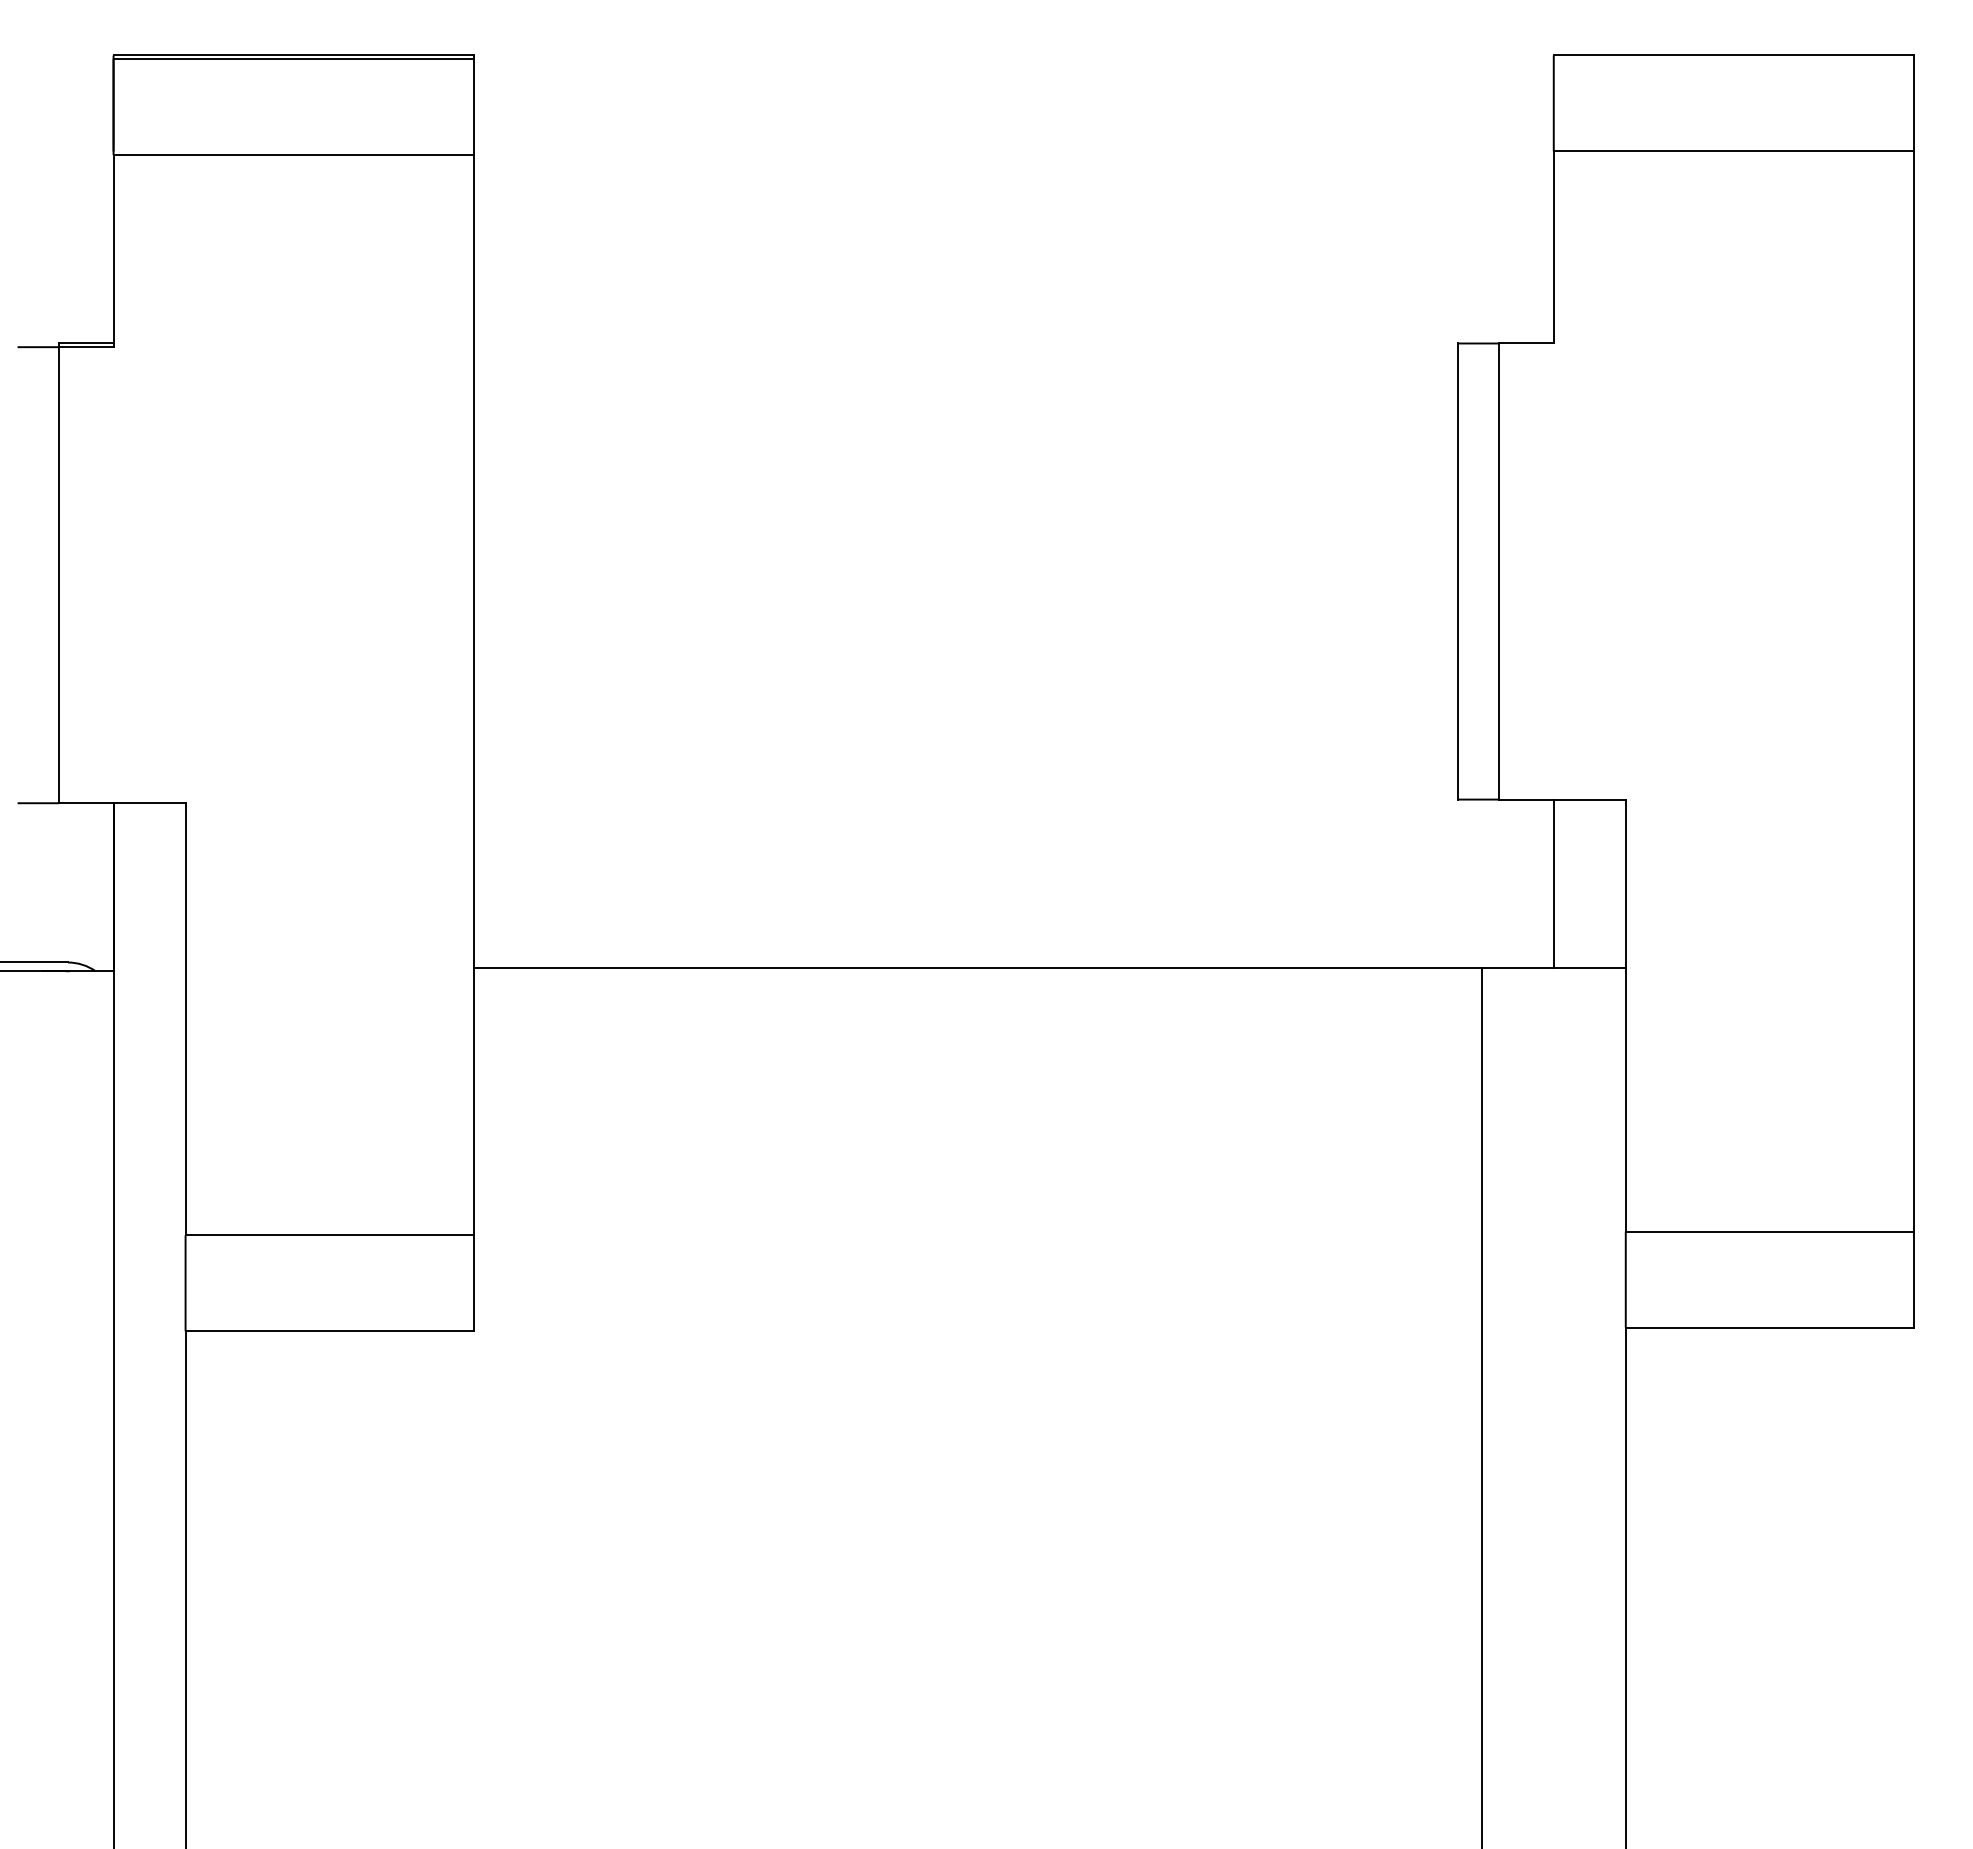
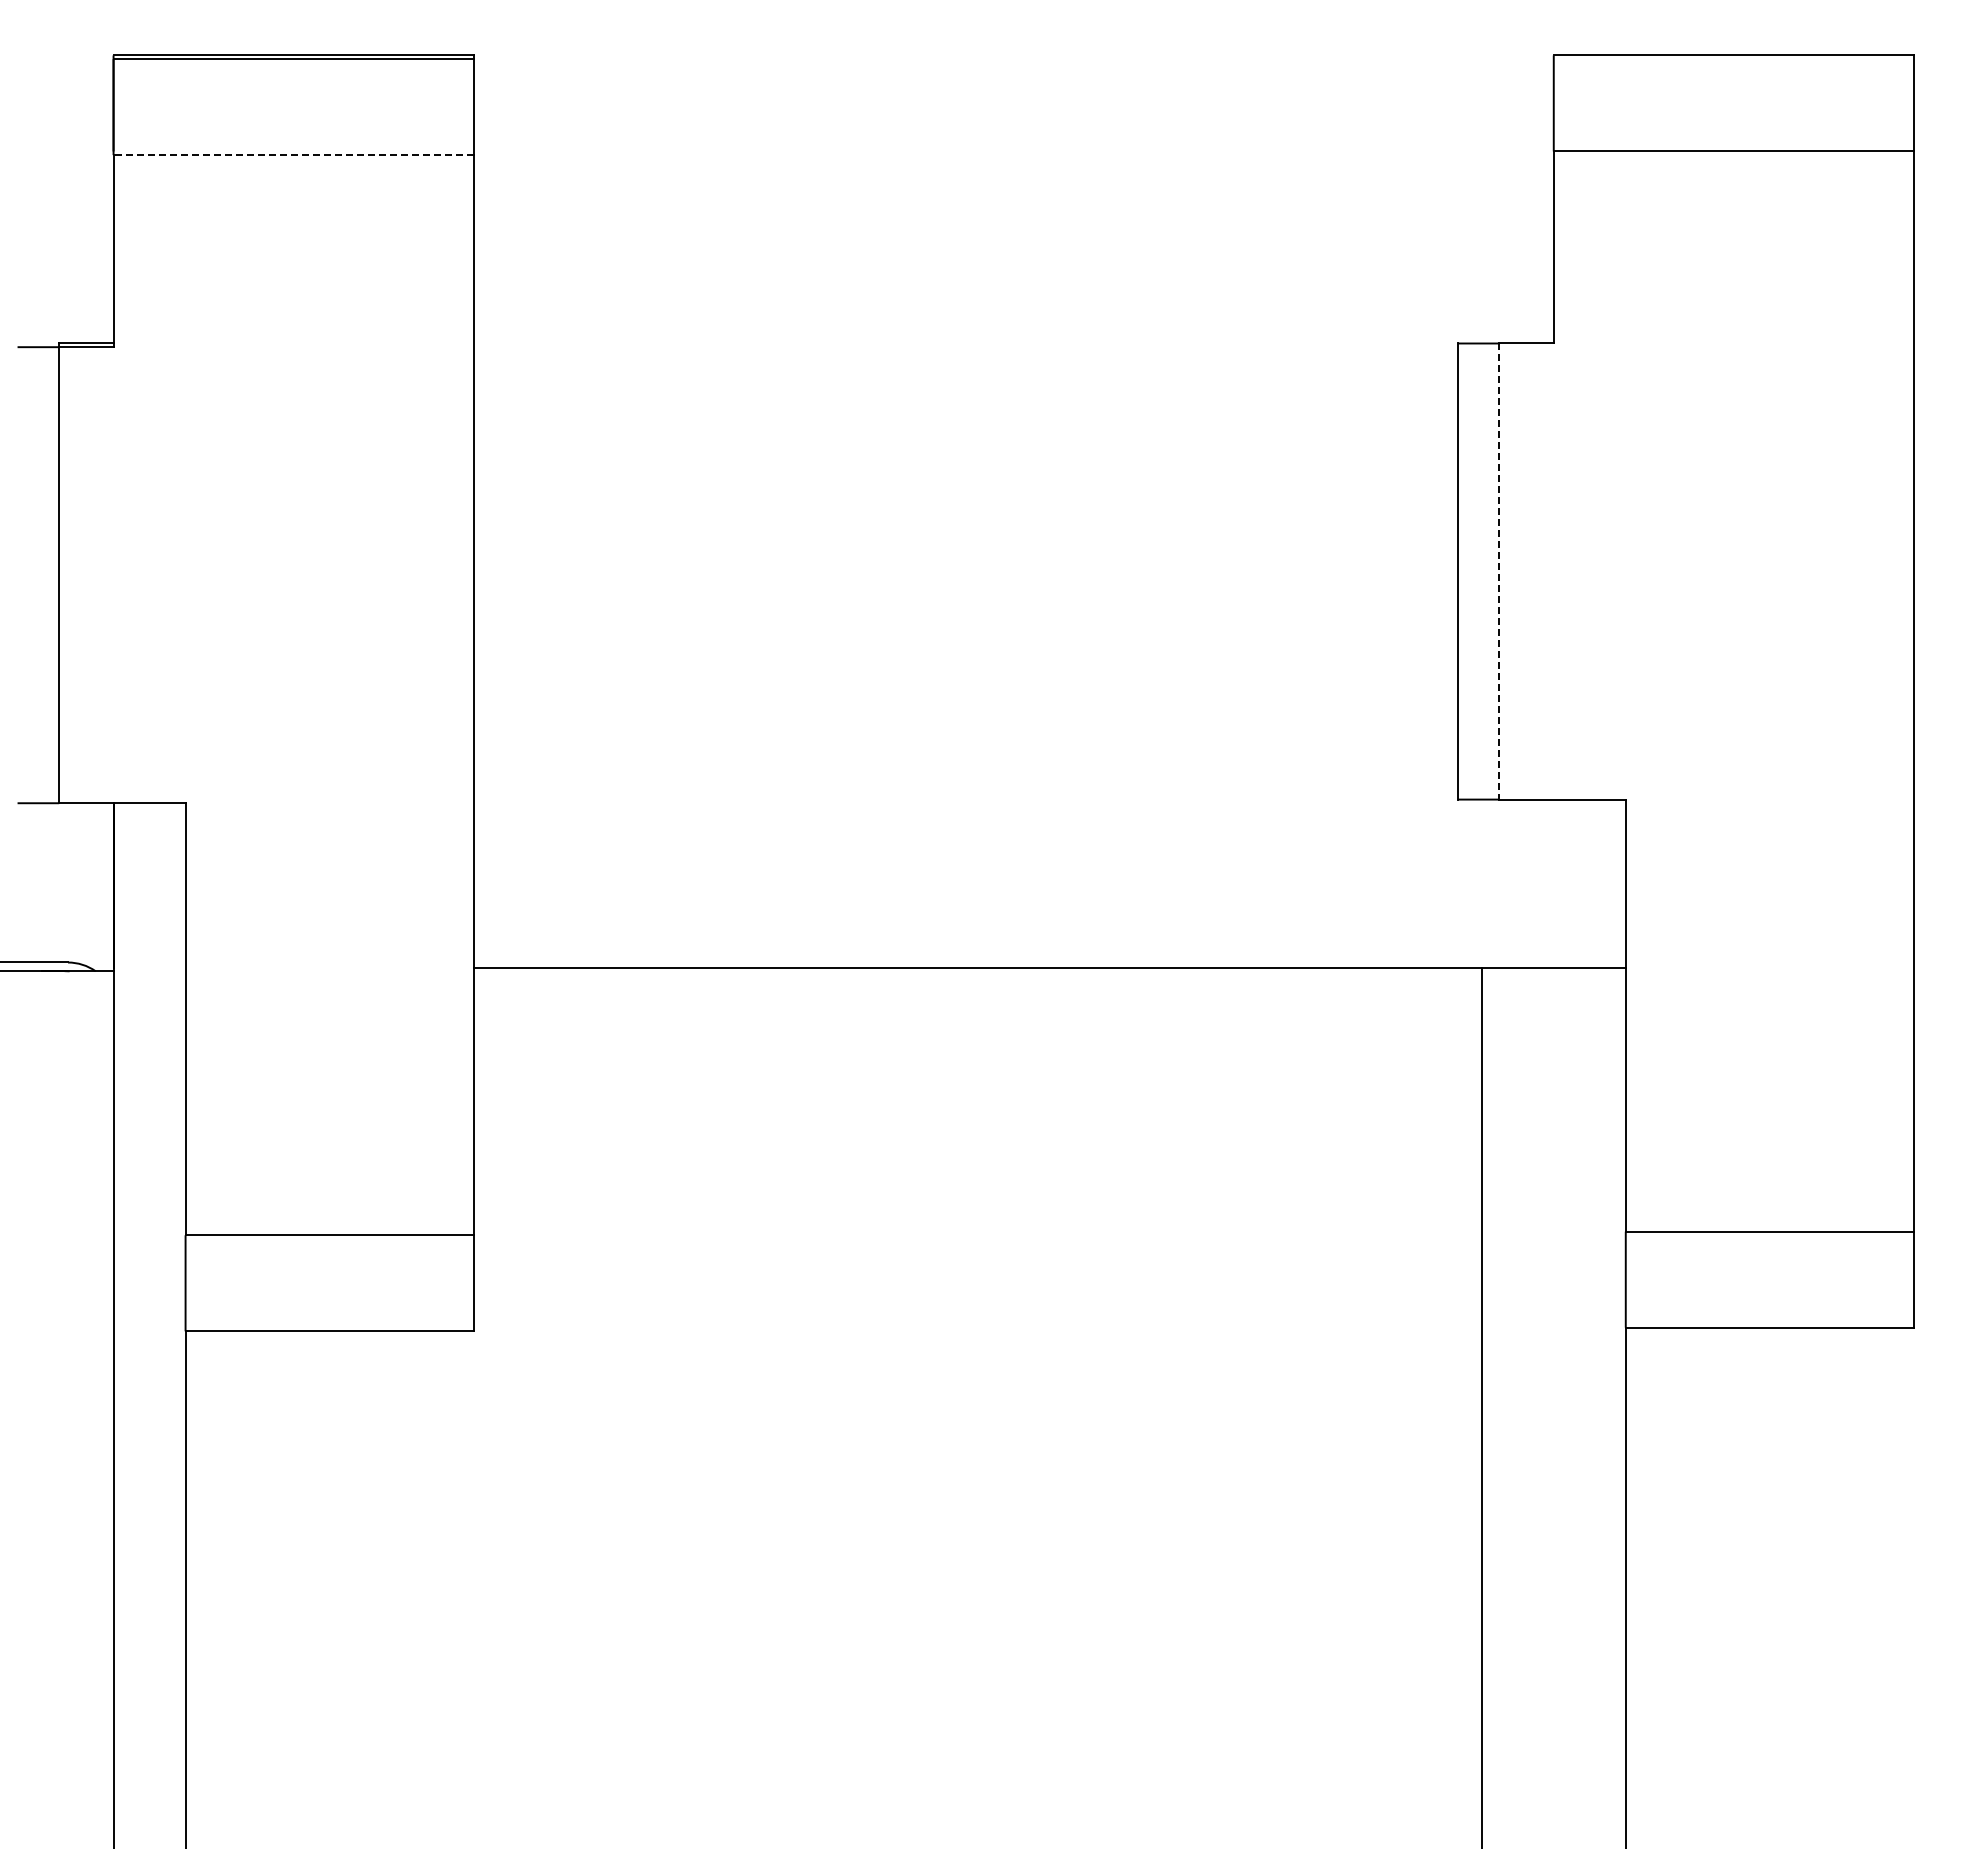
line: solid -> dashed (293, 155)
line: solid -> dashed (1499, 572)
line: present -> none (1553, 883)
